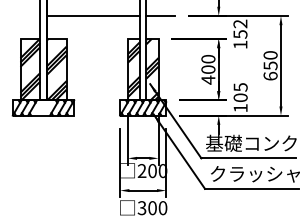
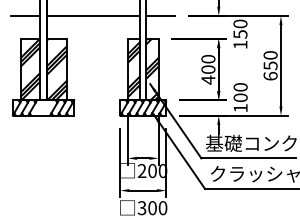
line: none -> present (25, 15)
text: 152 -> 150 (240, 23)
text: 105 -> 100 (240, 87)
